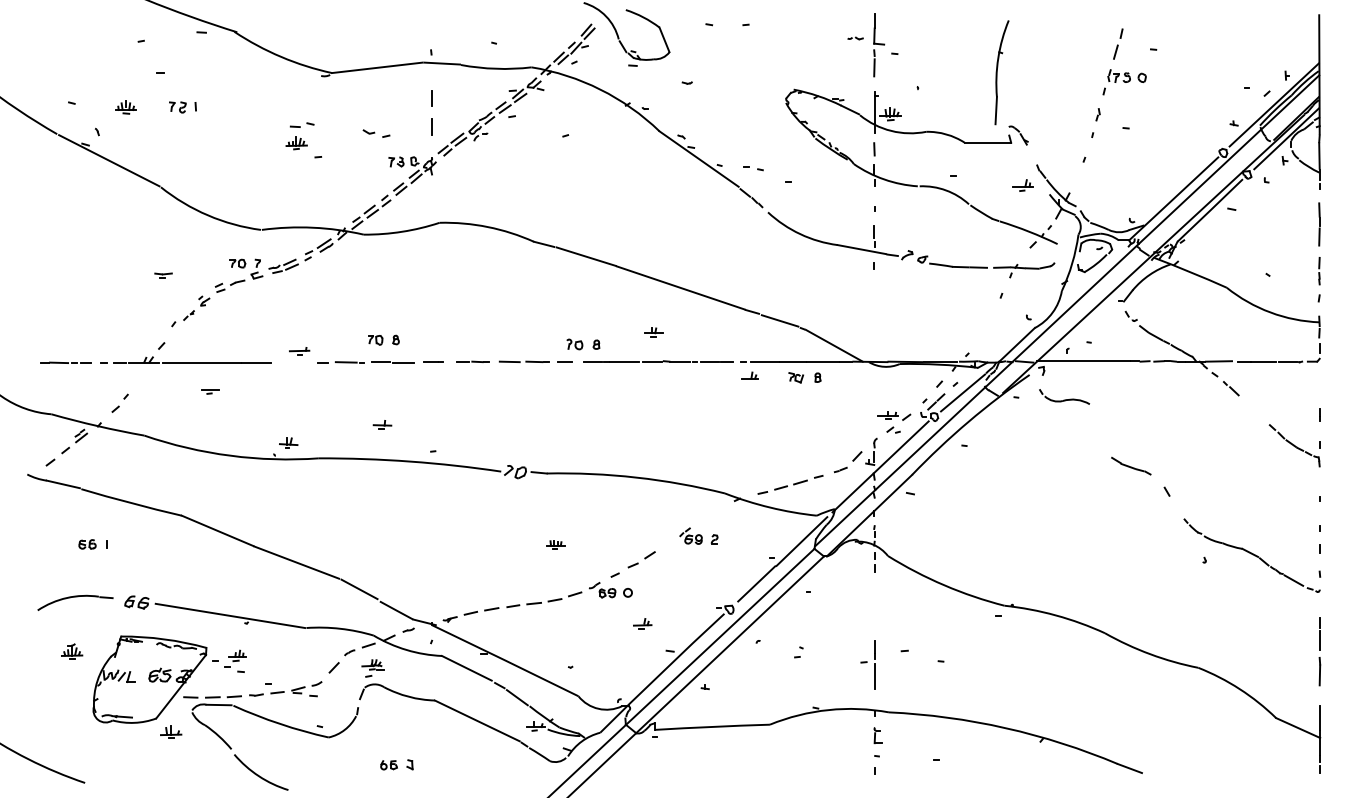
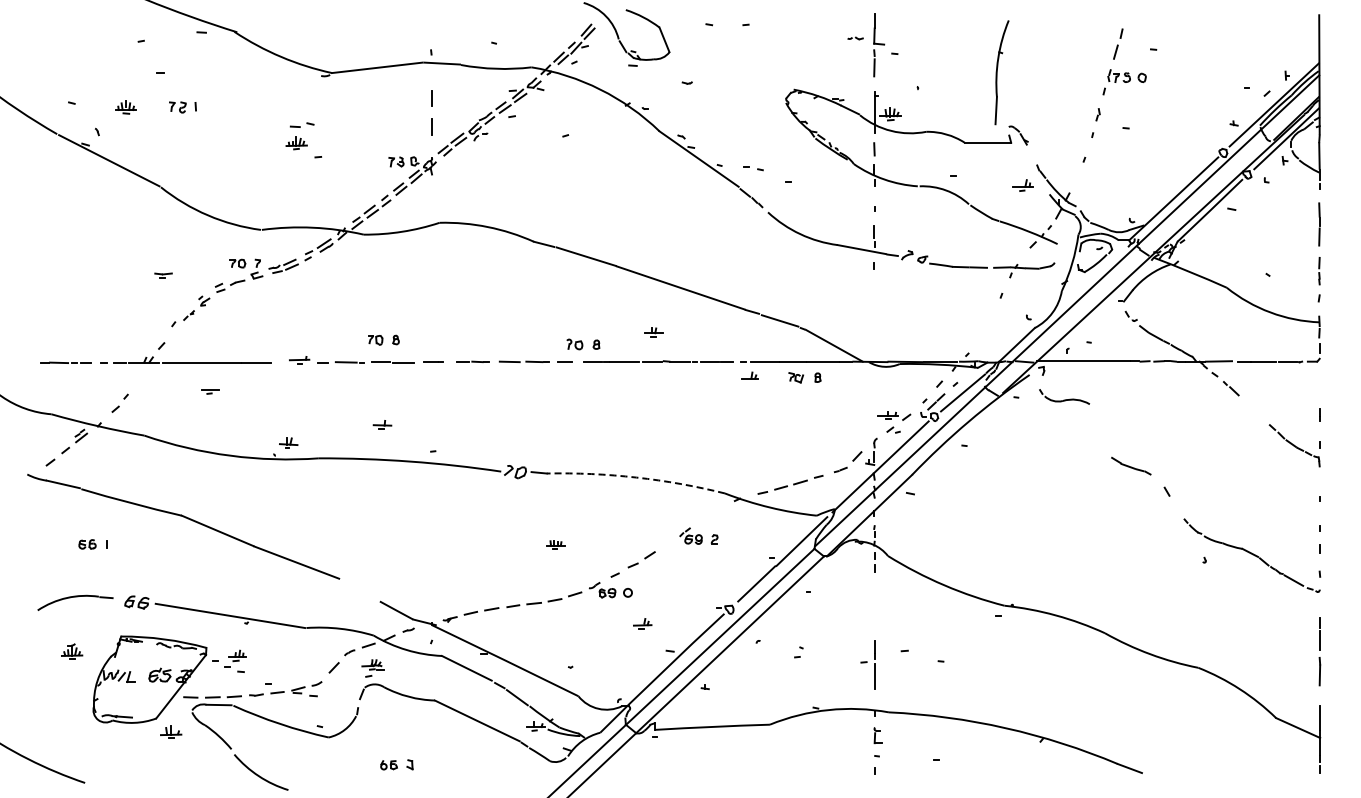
part: present -> none (376, 133)
part position: (299, 351) -> (299, 360) (299, 360)
arc: solid -> dashed (636, 477)
line: present -> none (359, 589)
